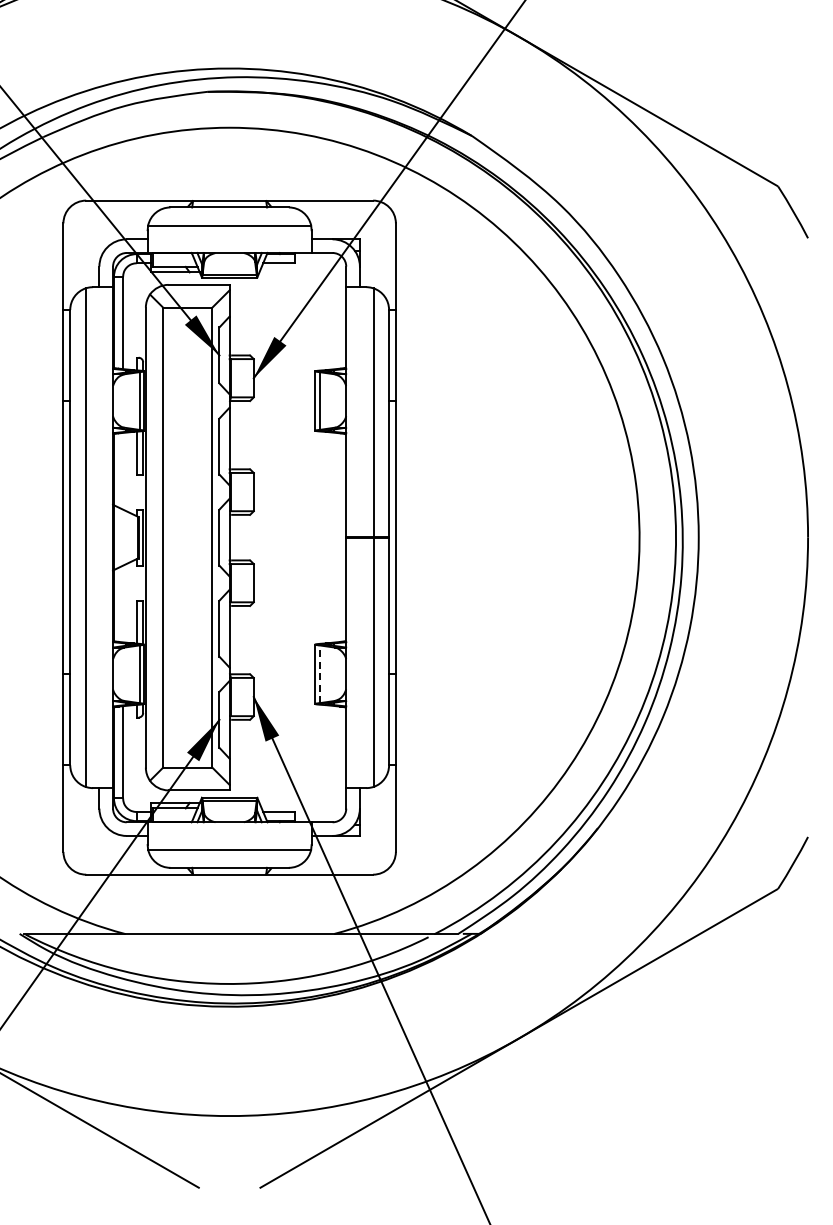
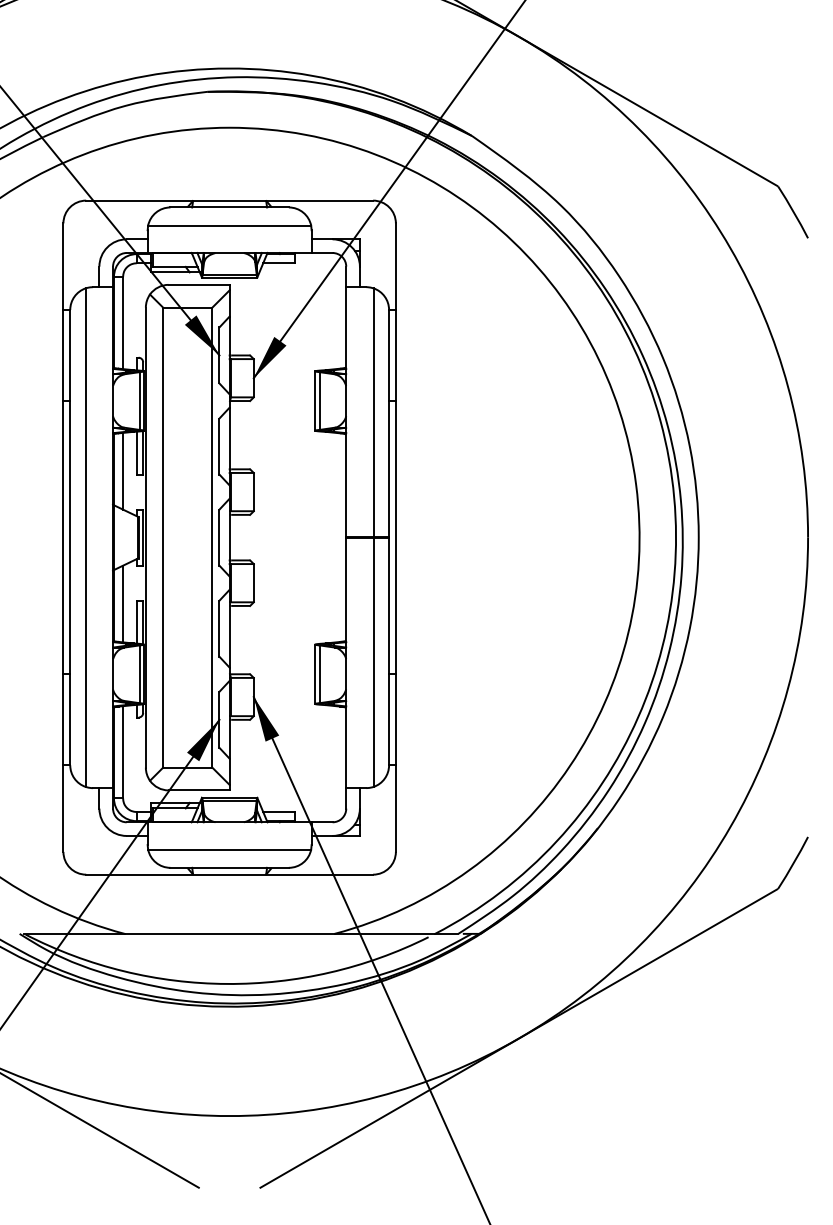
line: none -> present (123, 470)
line: none -> present (123, 603)
line: dashed -> solid (319, 674)
